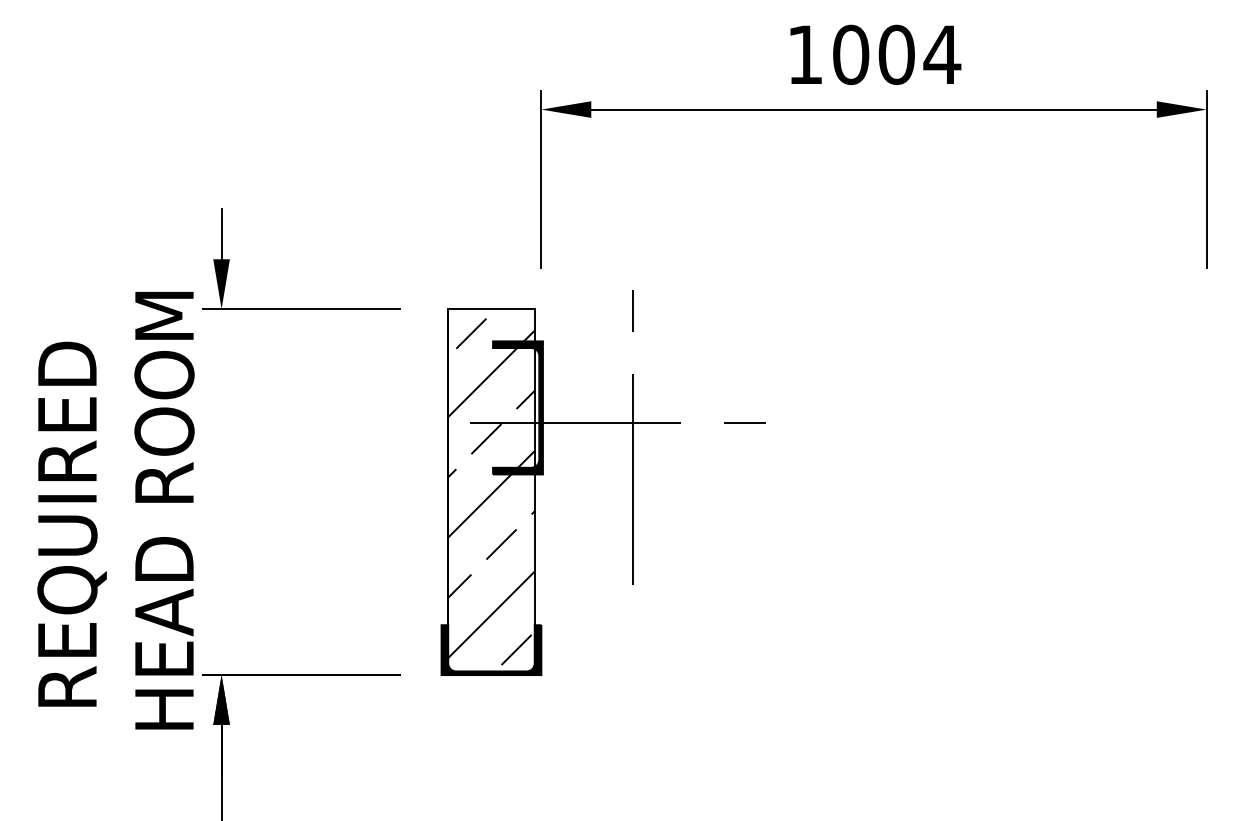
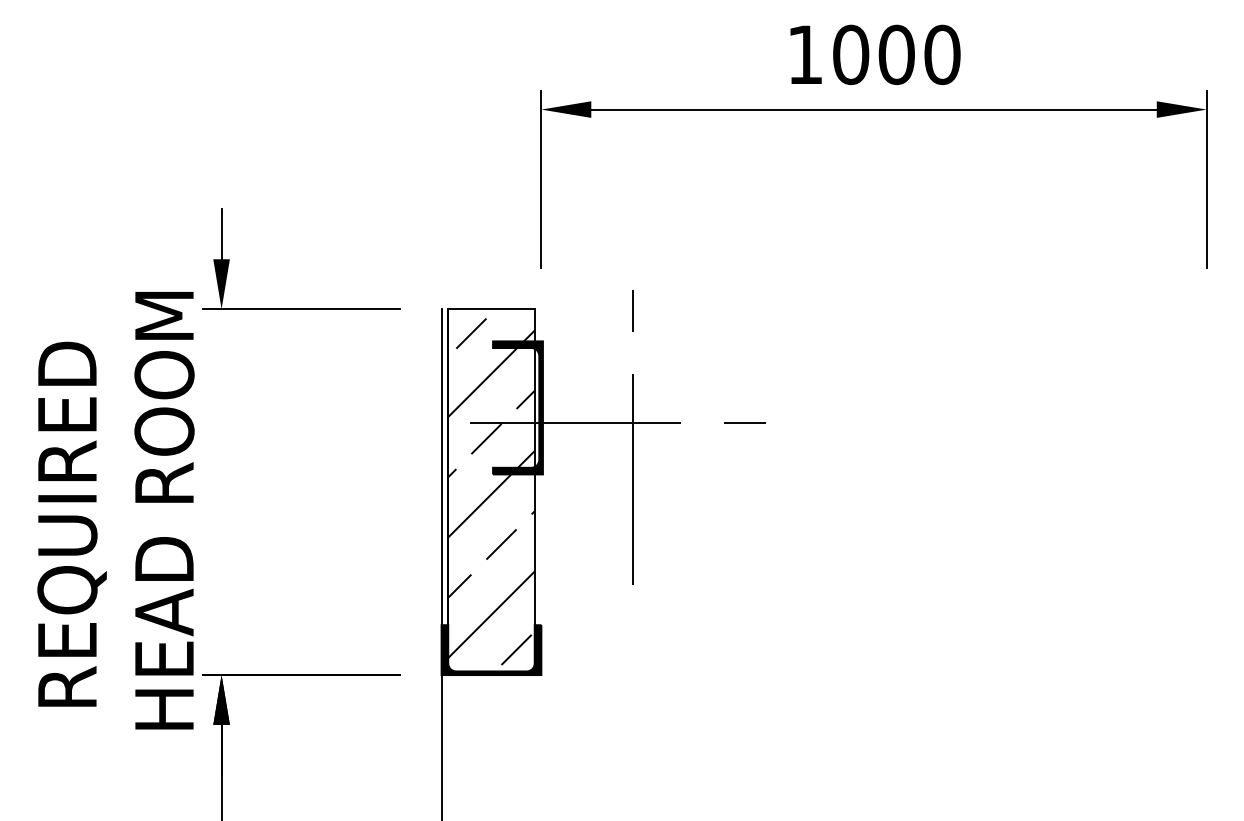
text: 1004 -> 1000 (942, 54)
line: none -> present (441, 563)
